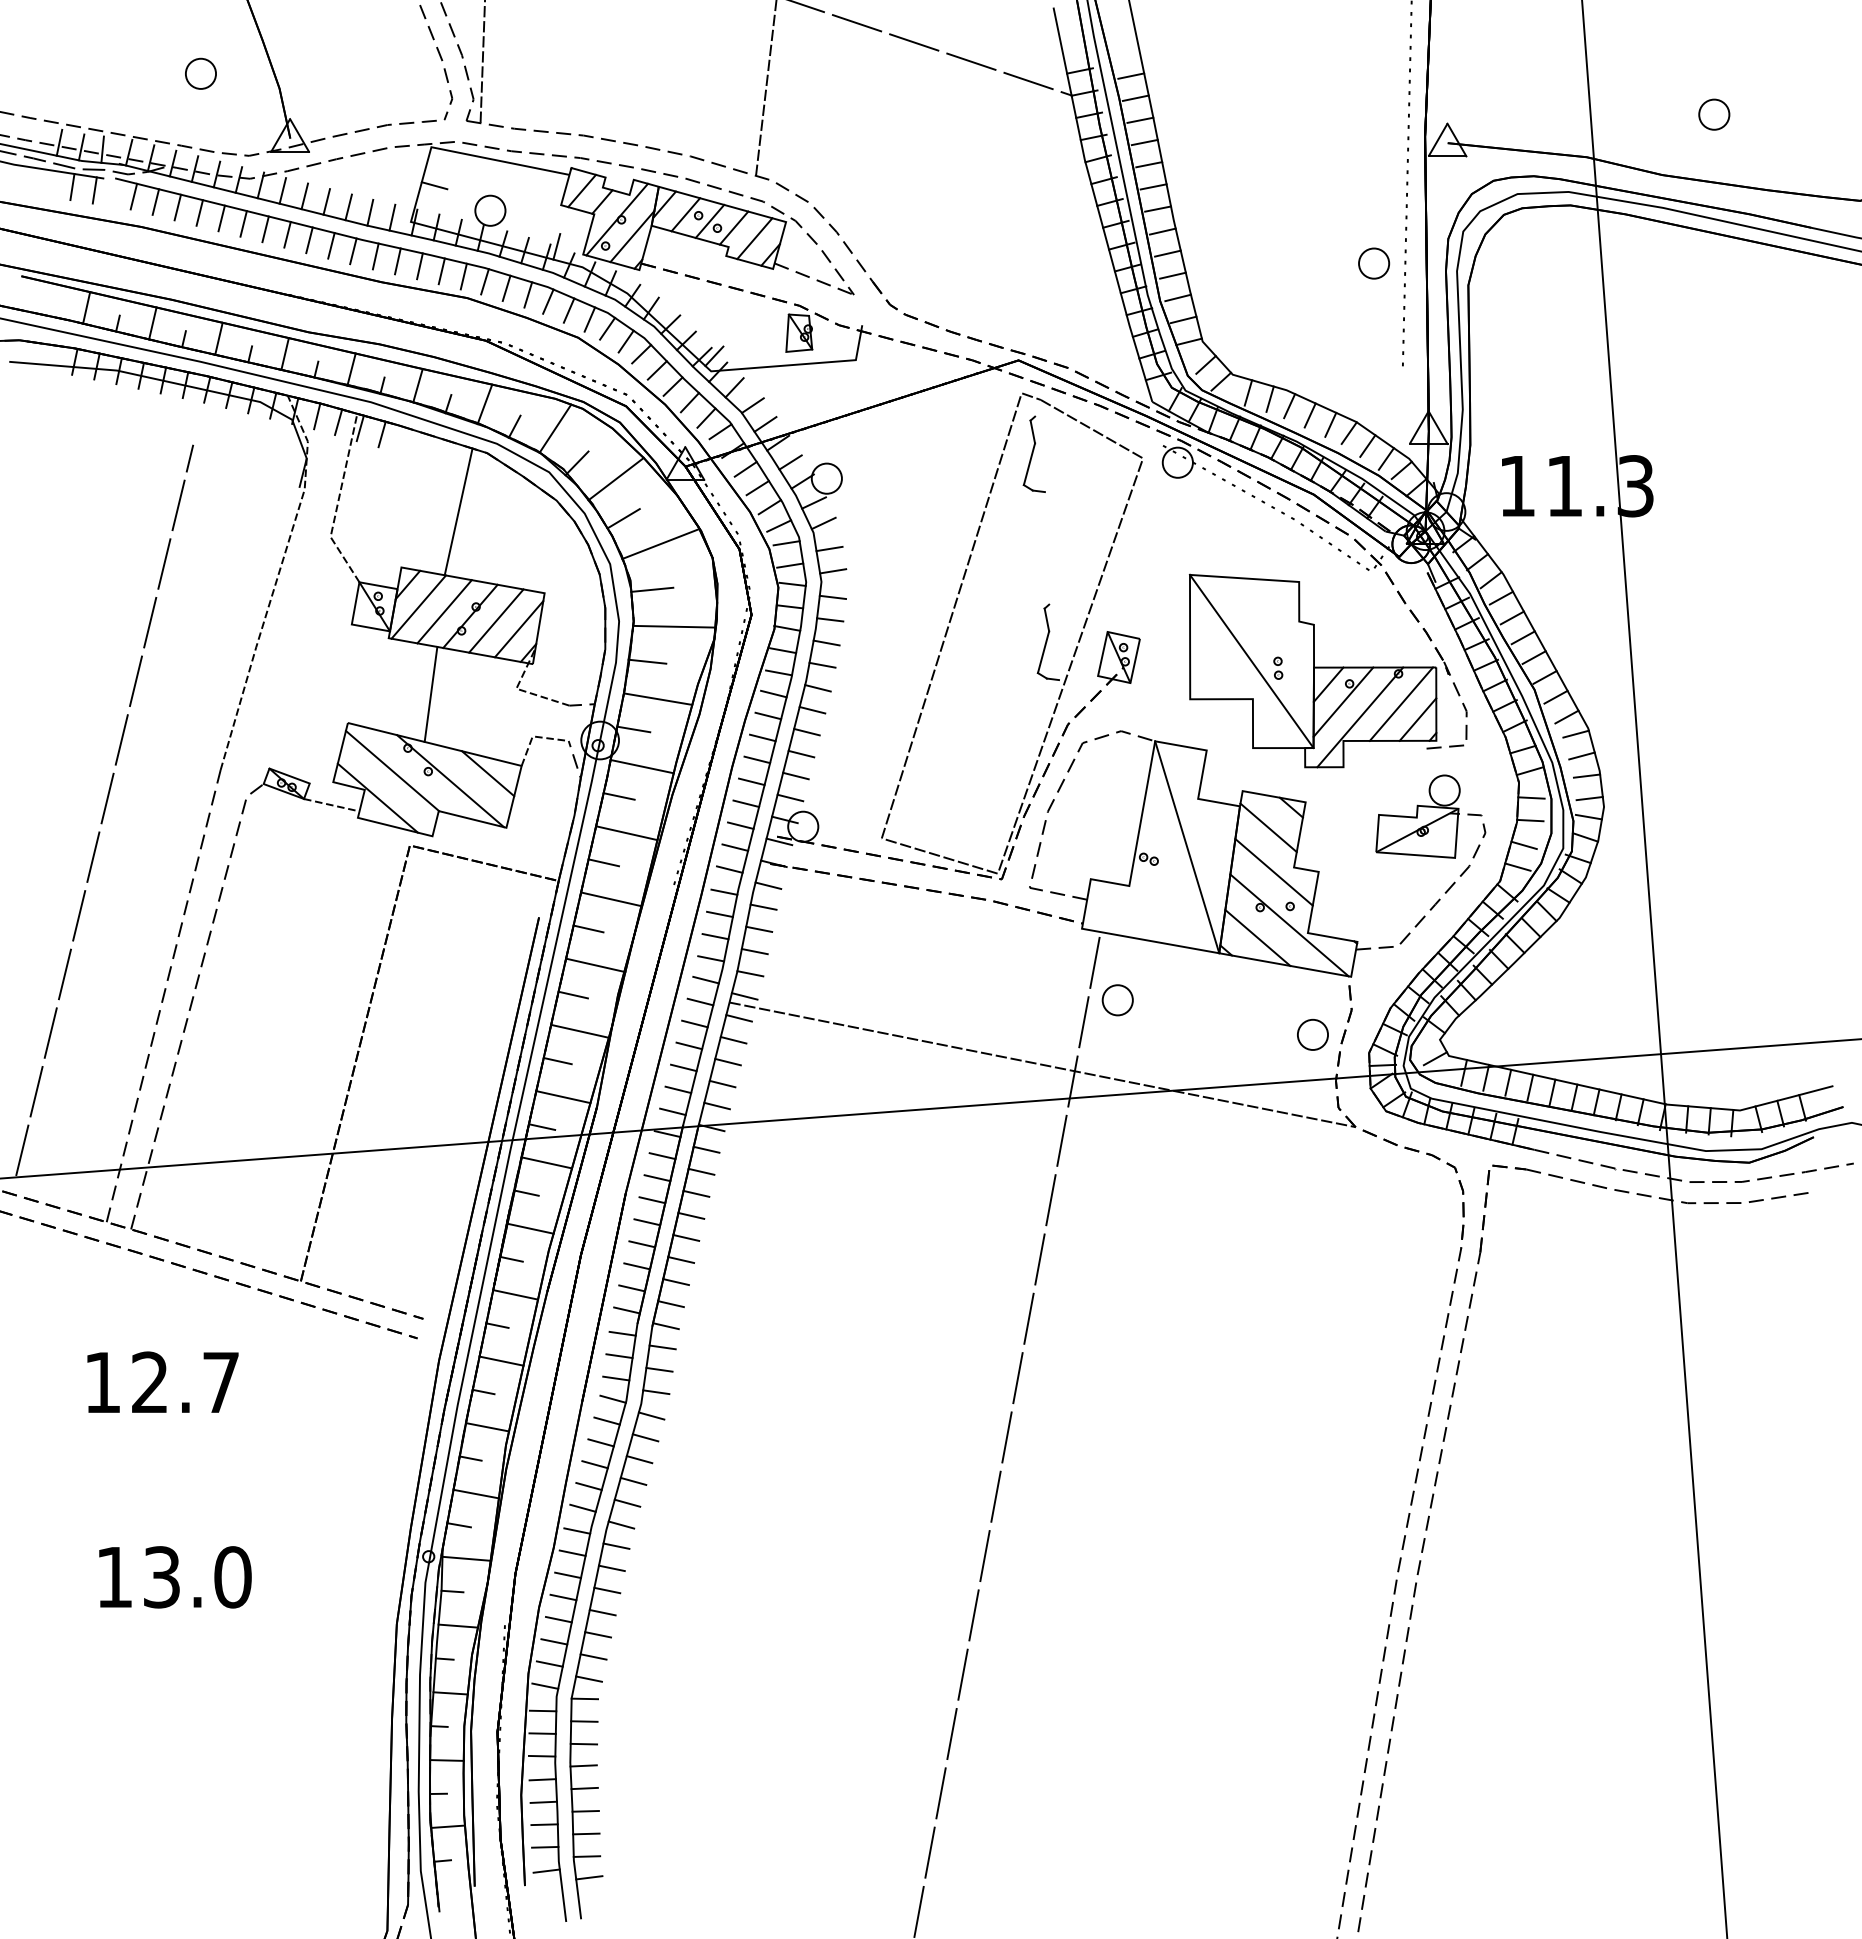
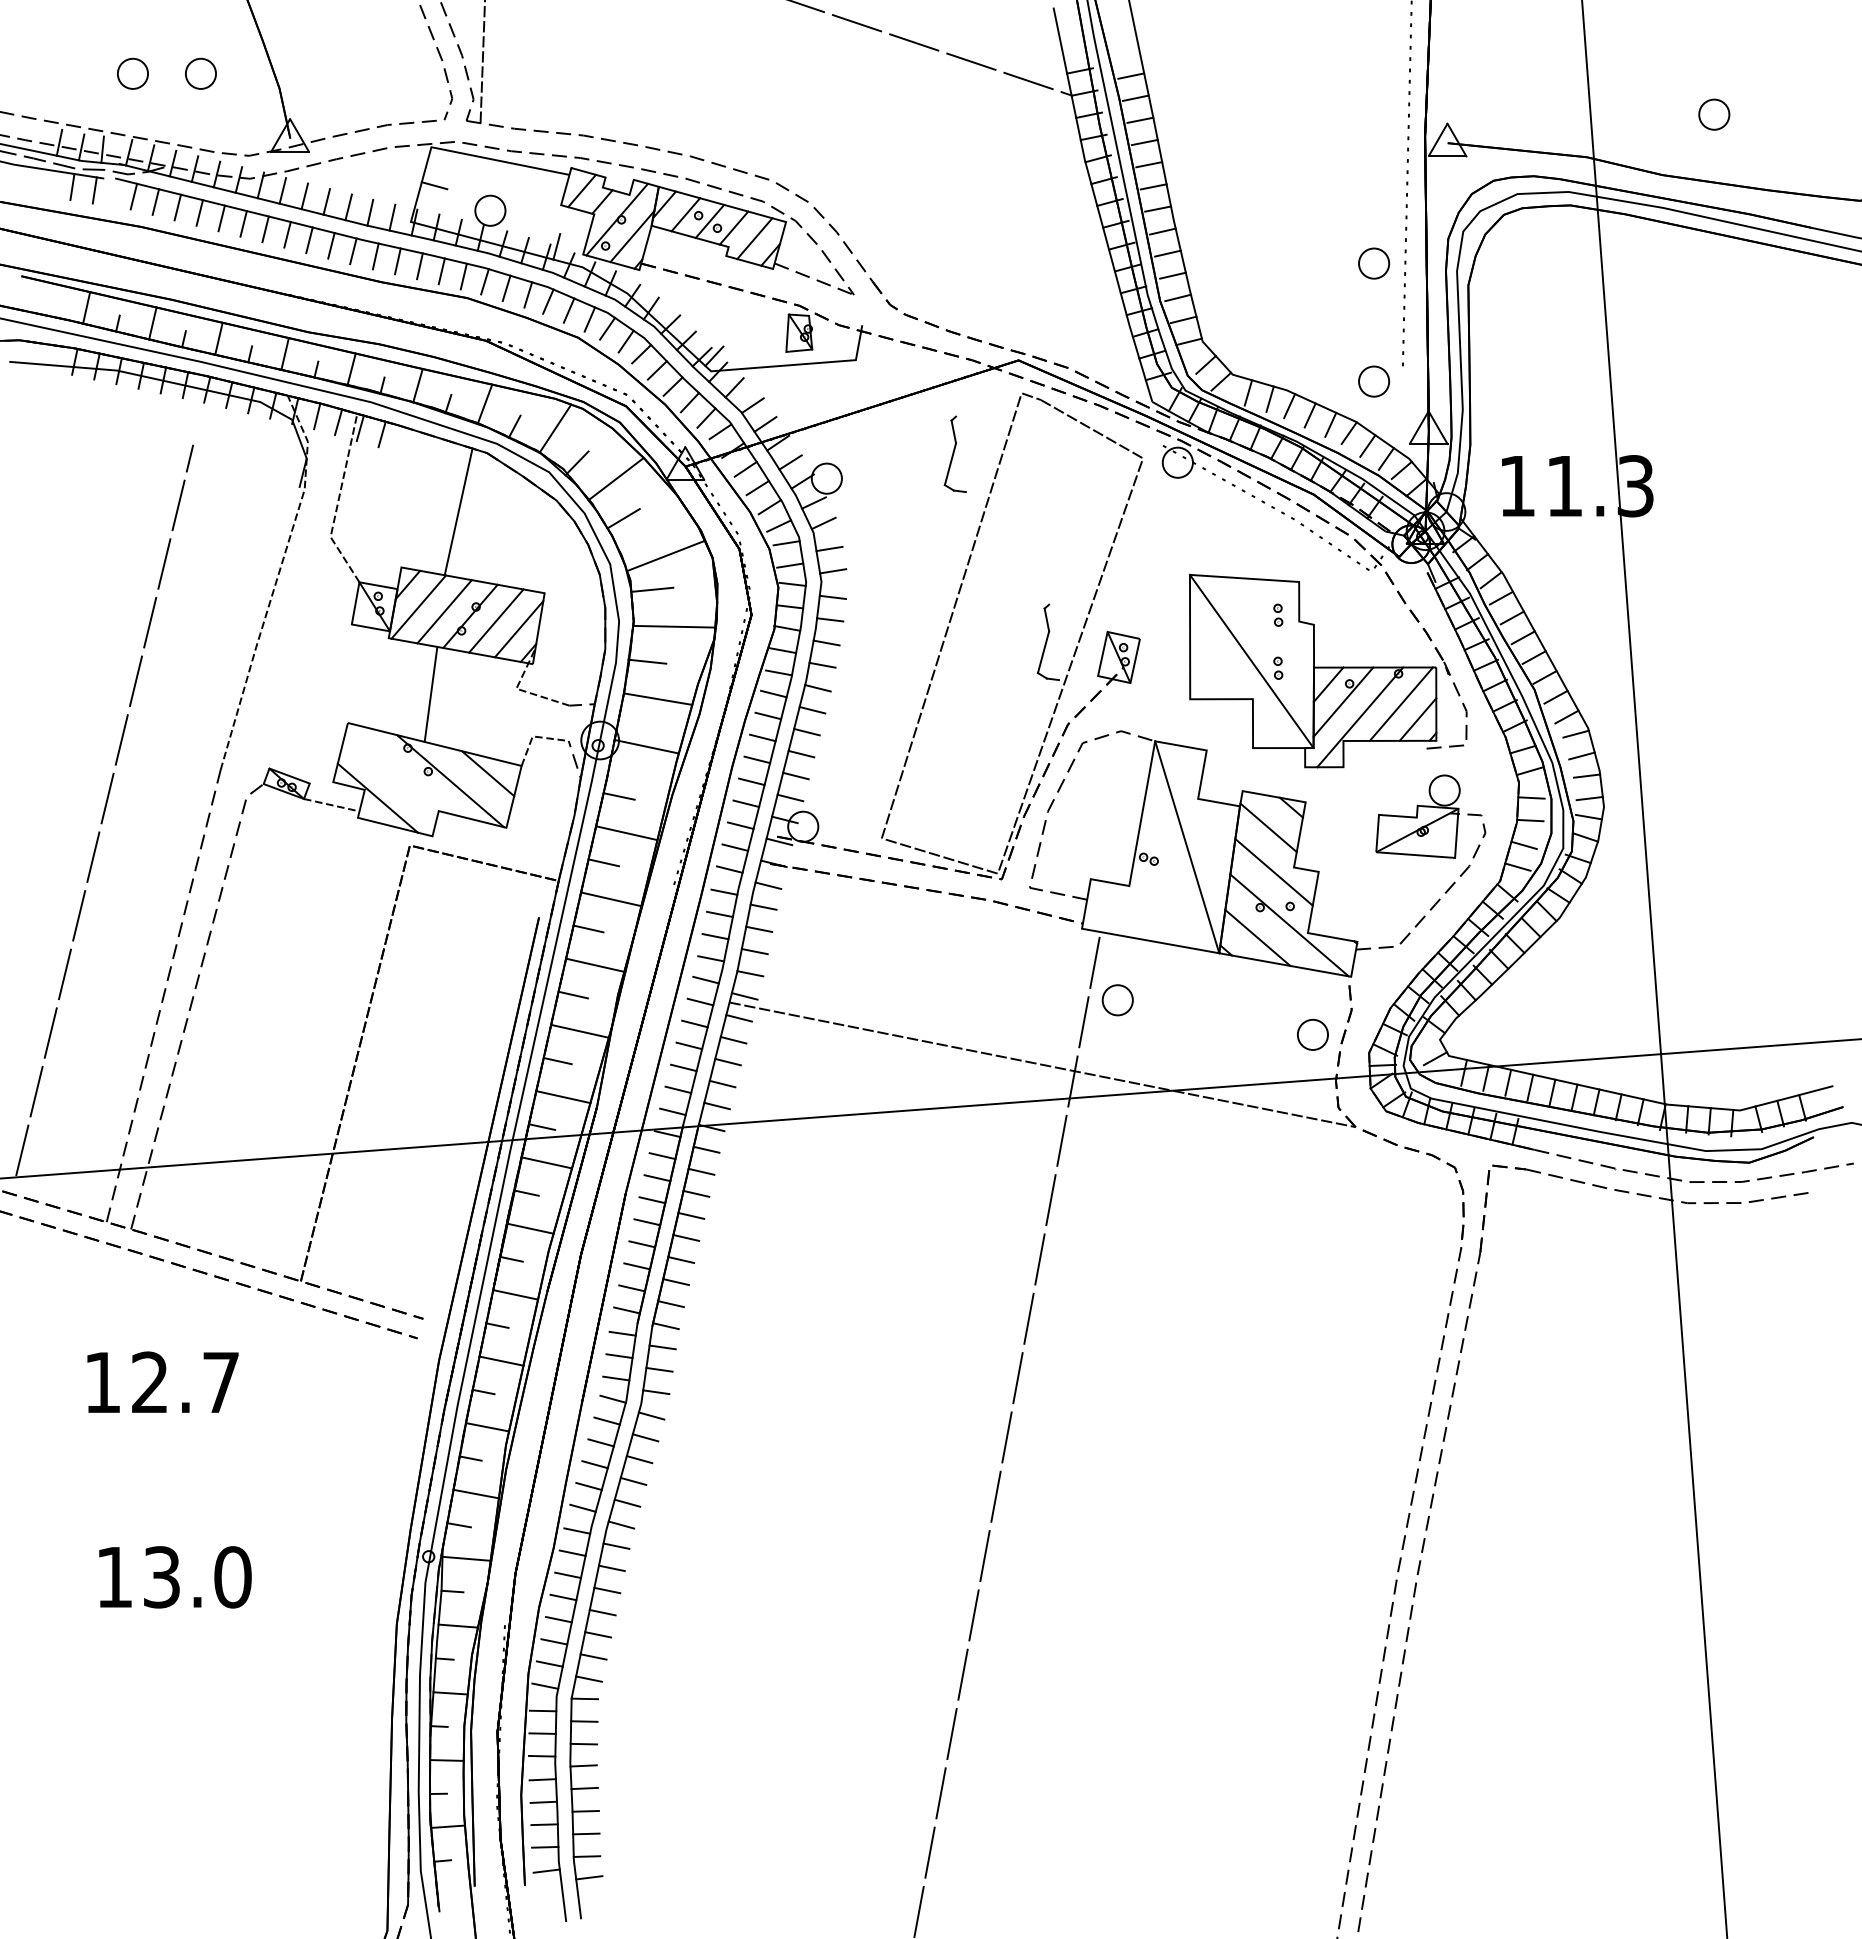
part: none -> present (132, 73)
line: present -> none (766, 88)
part: none -> present (1374, 381)
part position: (1033, 453) -> (954, 453) (954, 453)
line position: (660, 544) -> (665, 556) (665, 556)
part: none -> present (1278, 614)
line: present -> none (633, 729)
line position: (641, 766) -> (645, 746) (645, 746)
line: present -> none (392, 770)
